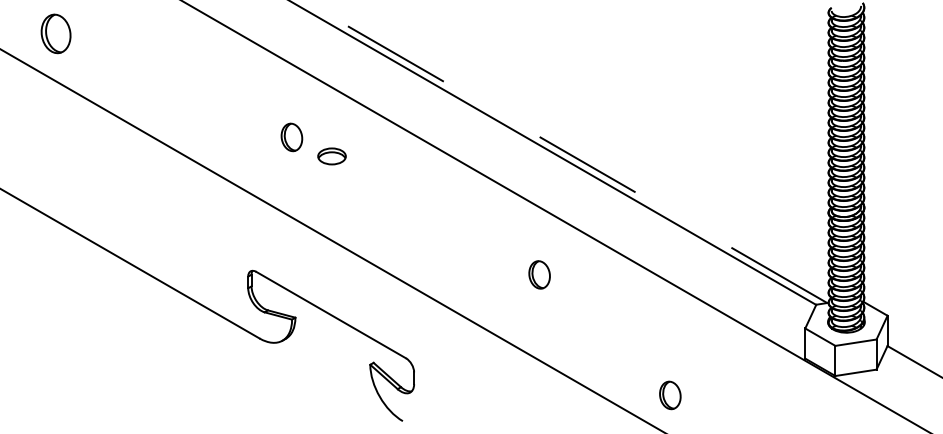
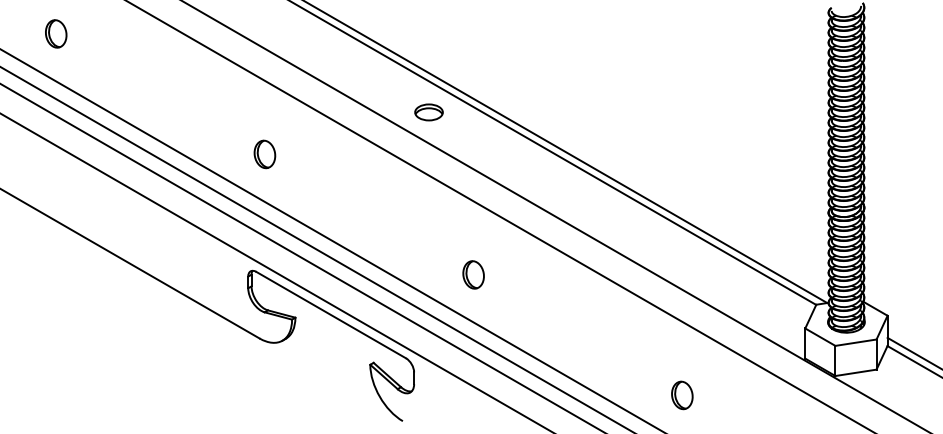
part size: 32x42 px -> 23x30 px (56, 33)
part position: (291, 137) -> (264, 154) (264, 154)
line: dashed -> solid (565, 151)
part position: (331, 156) -> (428, 112) (428, 112)
line: none -> present (499, 216)
line: none -> present (316, 249)
line: none -> present (301, 257)
line: none -> present (276, 272)
part position: (539, 274) -> (473, 274) (473, 274)
line: none -> present (913, 352)
part position: (670, 395) -> (682, 395) (682, 395)
